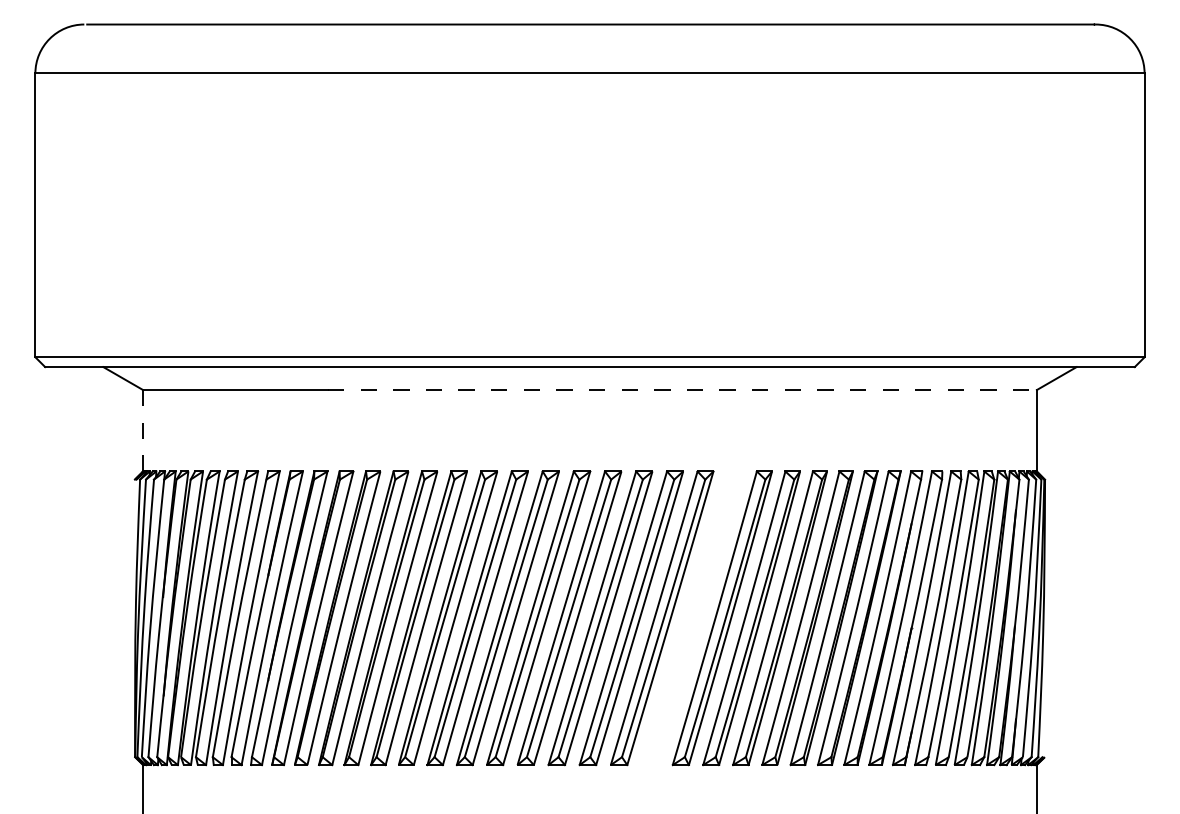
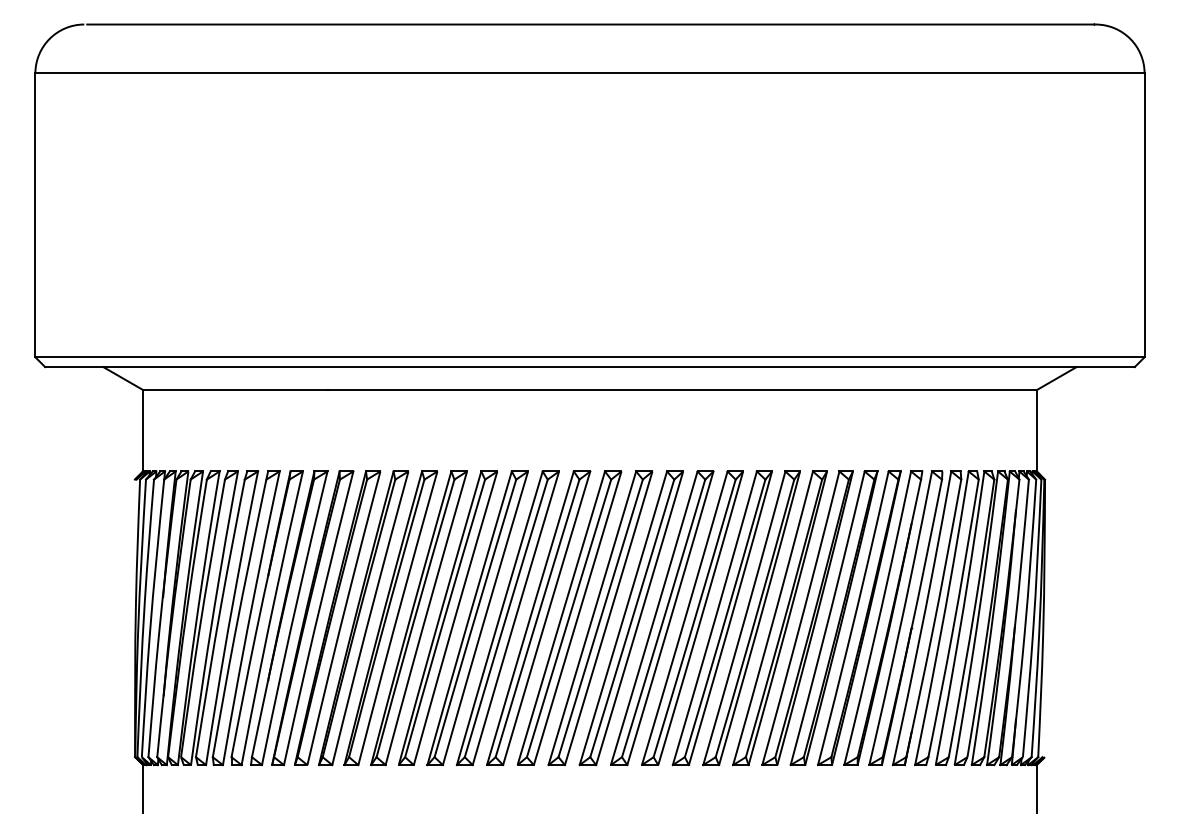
line: dashed -> solid (682, 390)
line: dashed -> solid (143, 430)
part: none -> present (692, 617)
